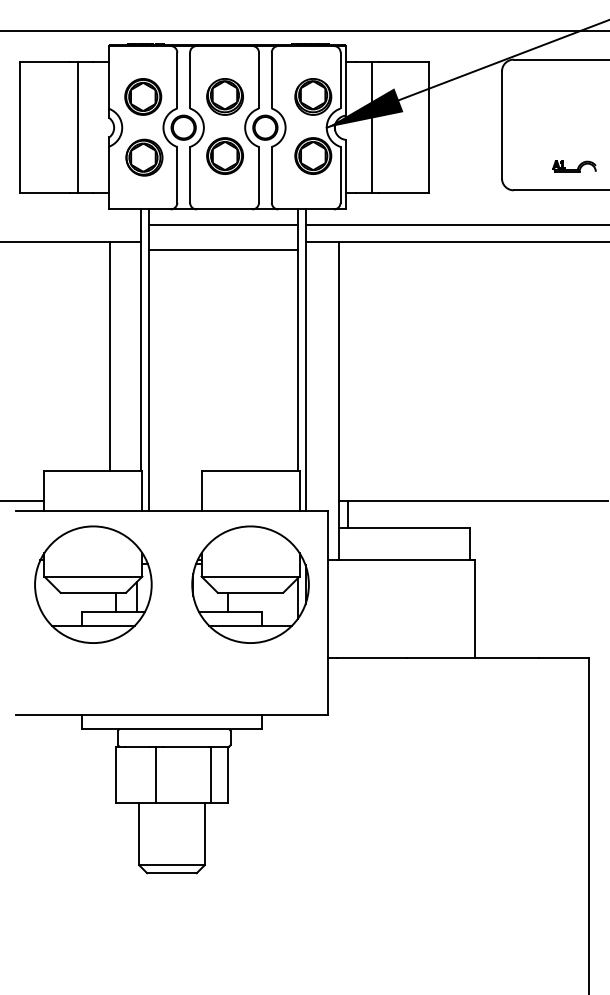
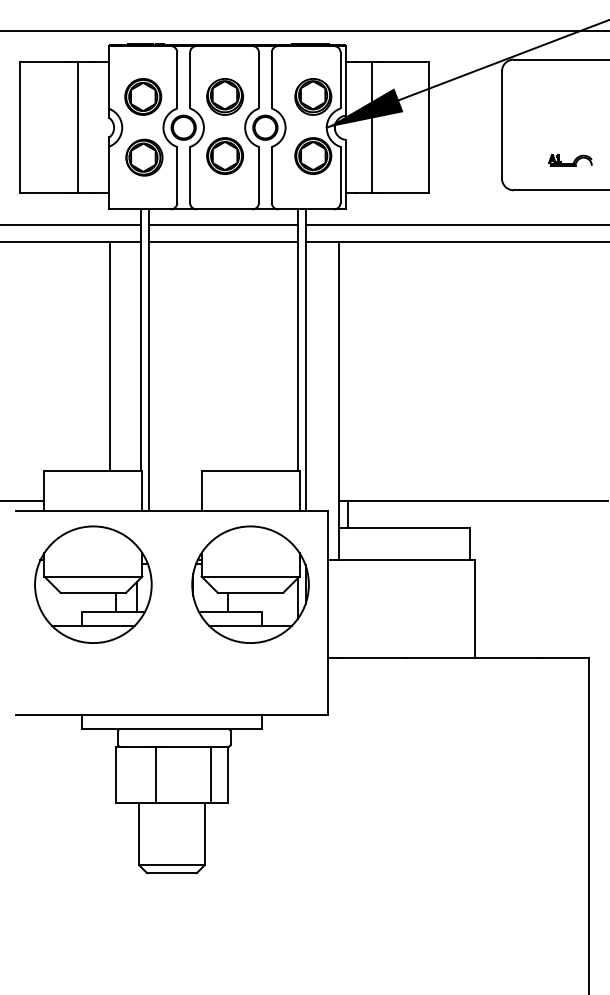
part position: (574, 166) -> (570, 160) (570, 160)
line: none -> present (71, 224)
line position: (223, 250) -> (223, 242) (223, 242)
